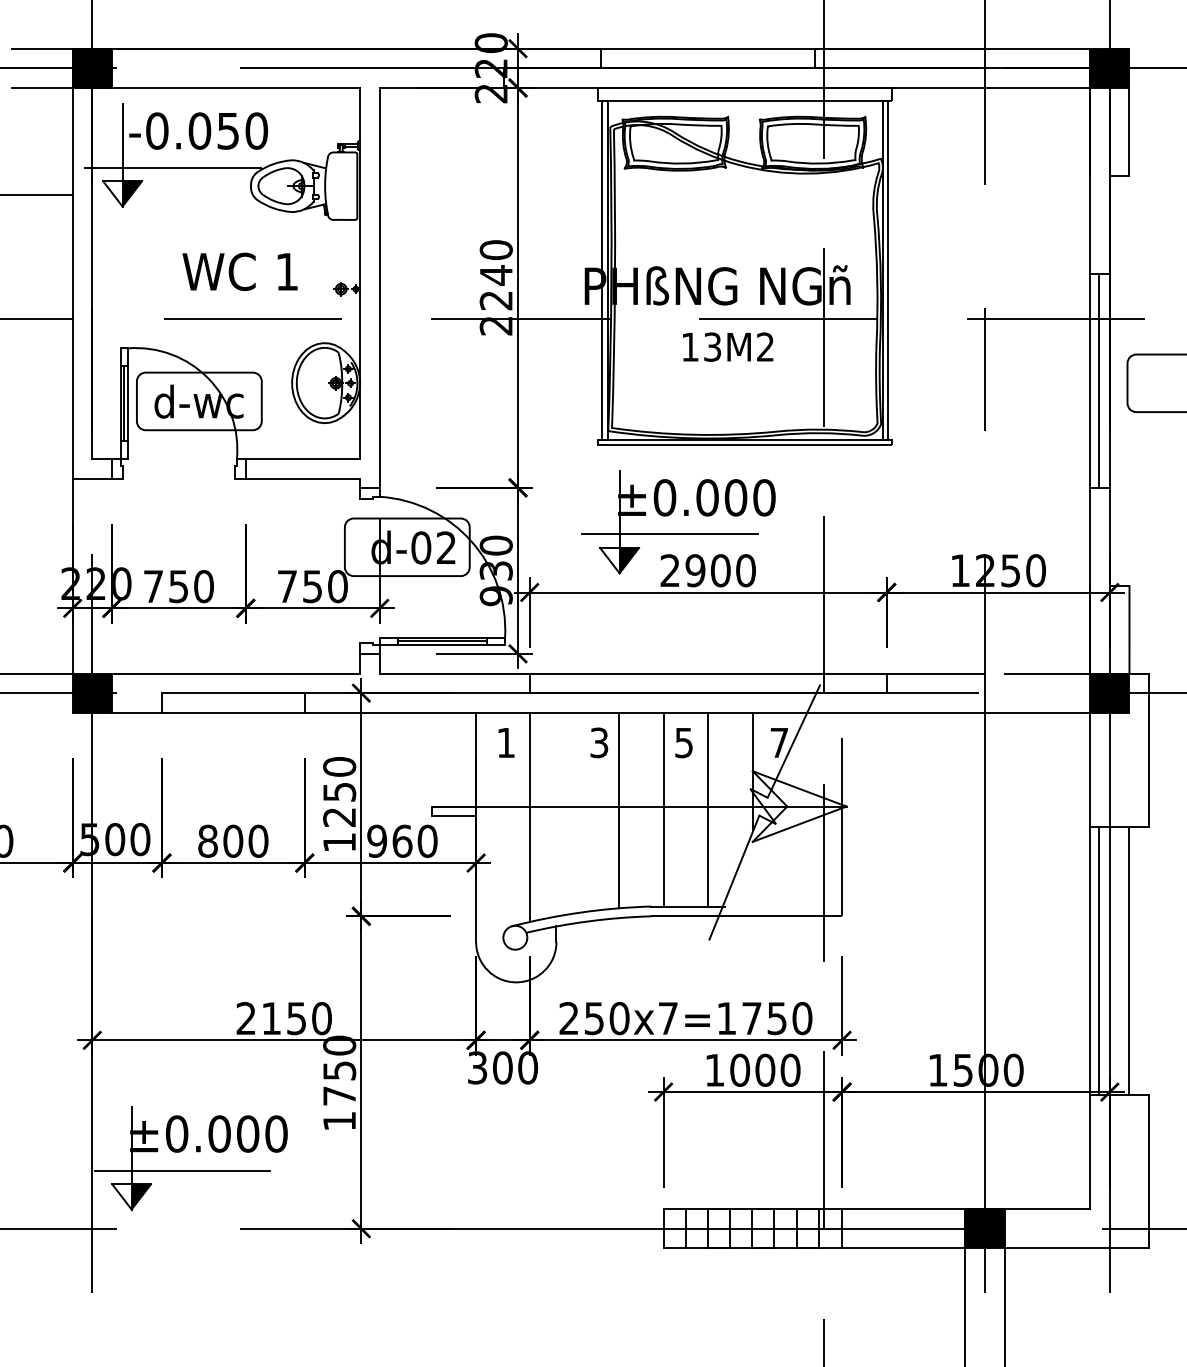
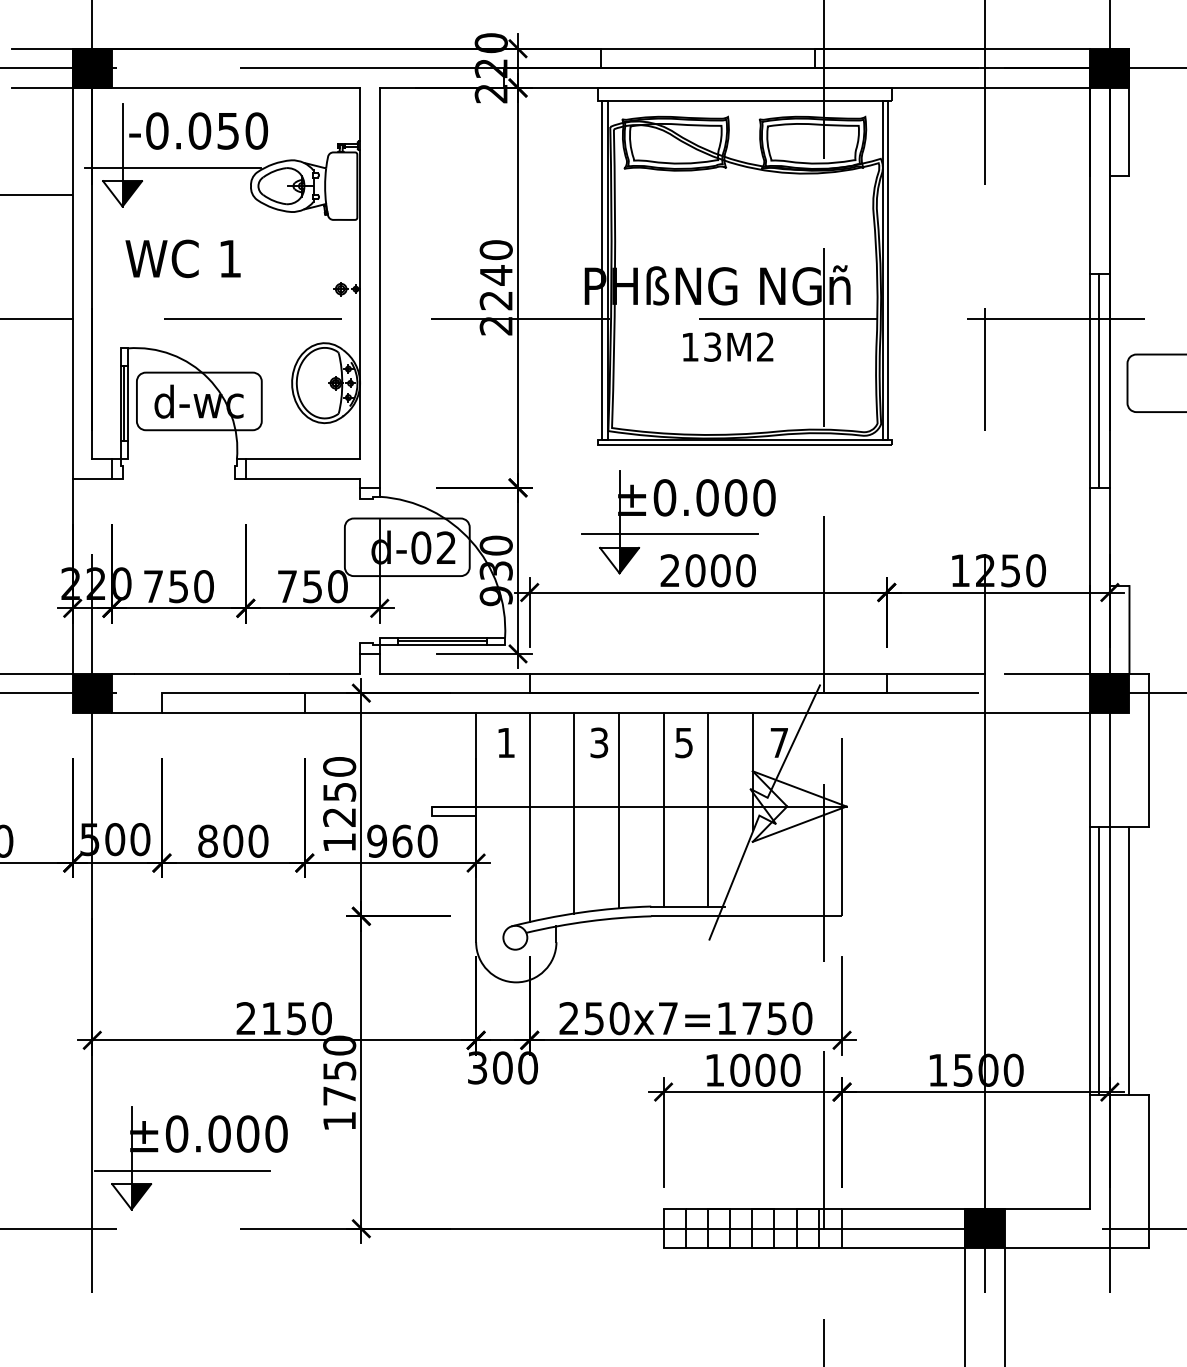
text position: (239, 271) -> (182, 258) (182, 258)
text: 2900 -> 2000 (695, 570)
line: none -> present (574, 812)
